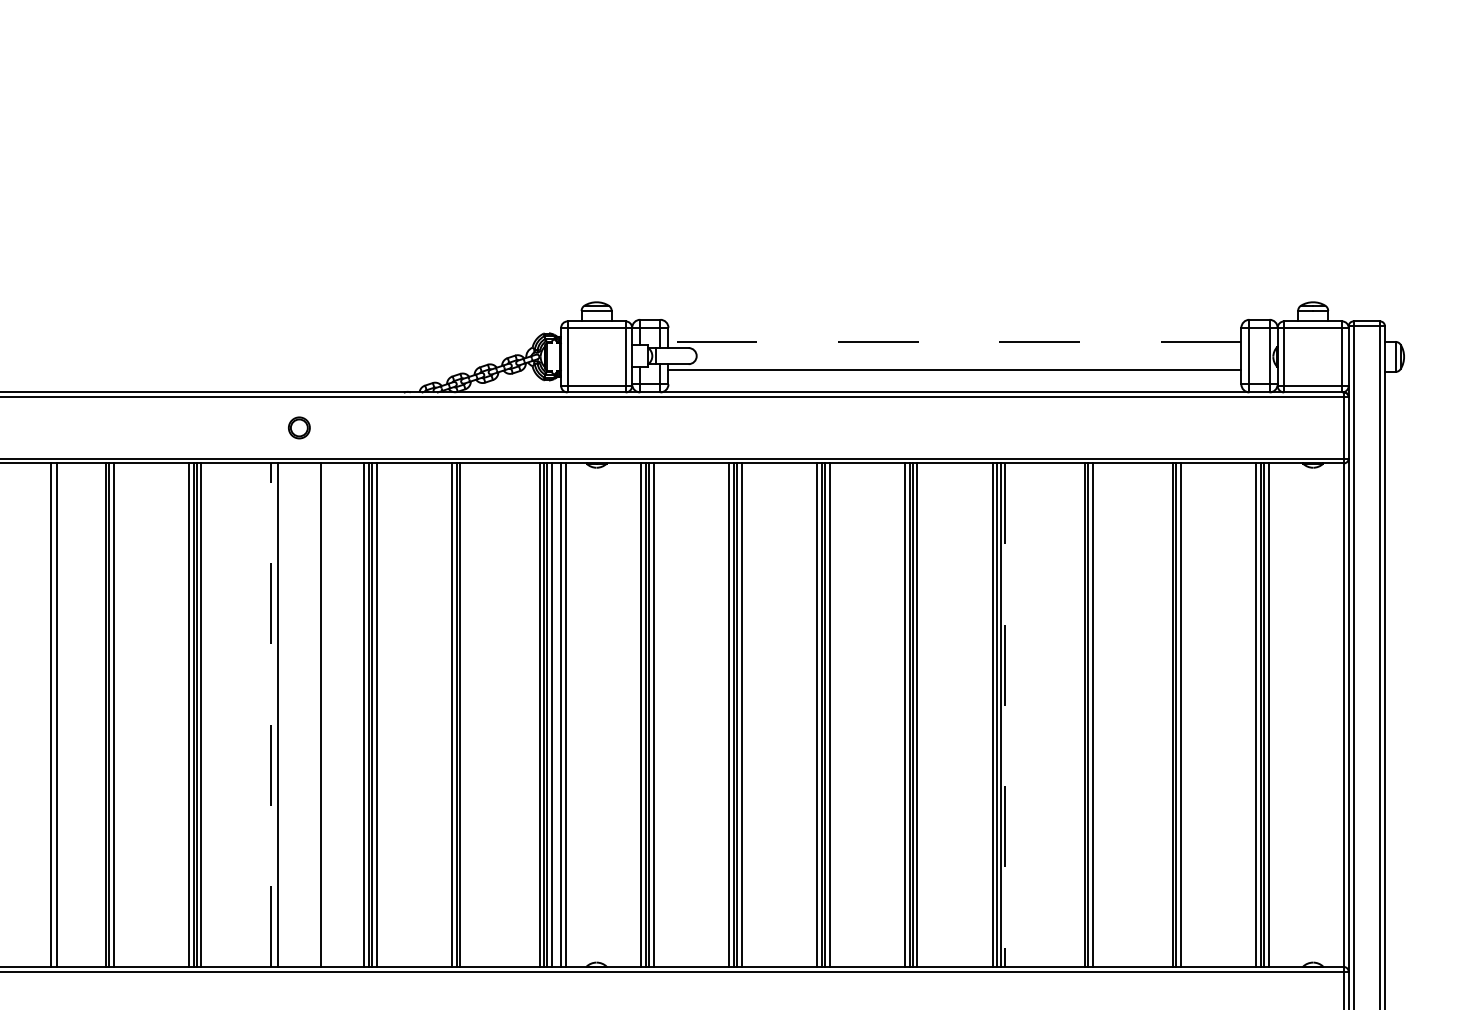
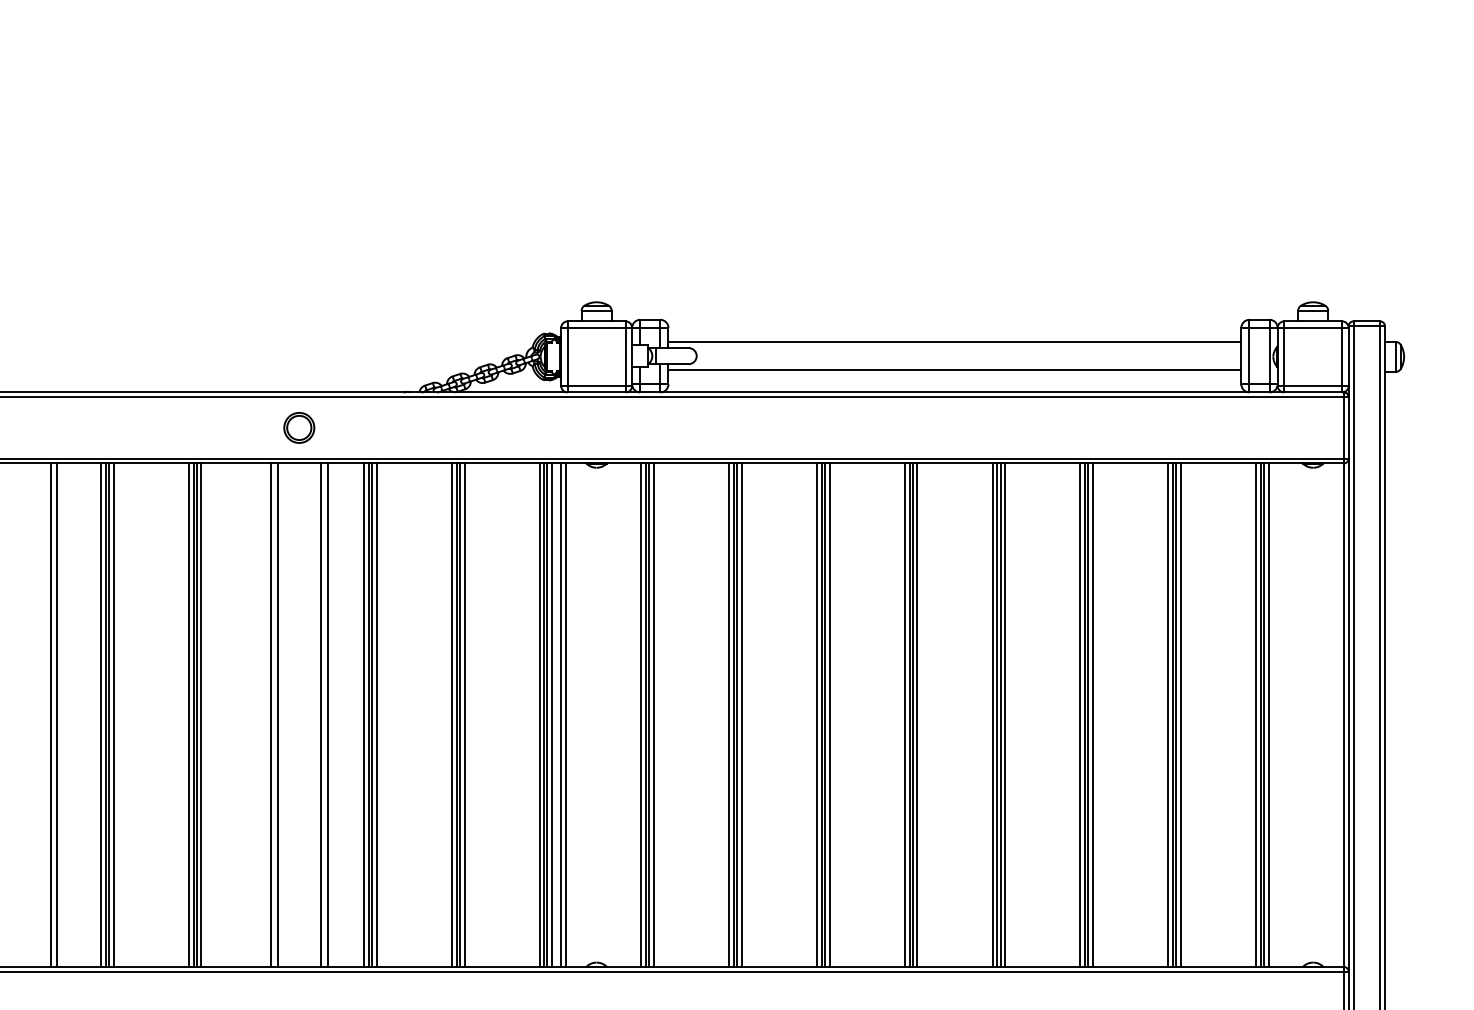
line: dashed -> solid (954, 342)
part size: 23x24 px -> 33x32 px (299, 427)
line: none -> present (101, 714)
line: none -> present (327, 714)
line: none -> present (464, 714)
line: none -> present (1080, 714)
line: none -> present (1168, 714)
line: dashed -> solid (271, 715)
line: dashed -> solid (1005, 715)
